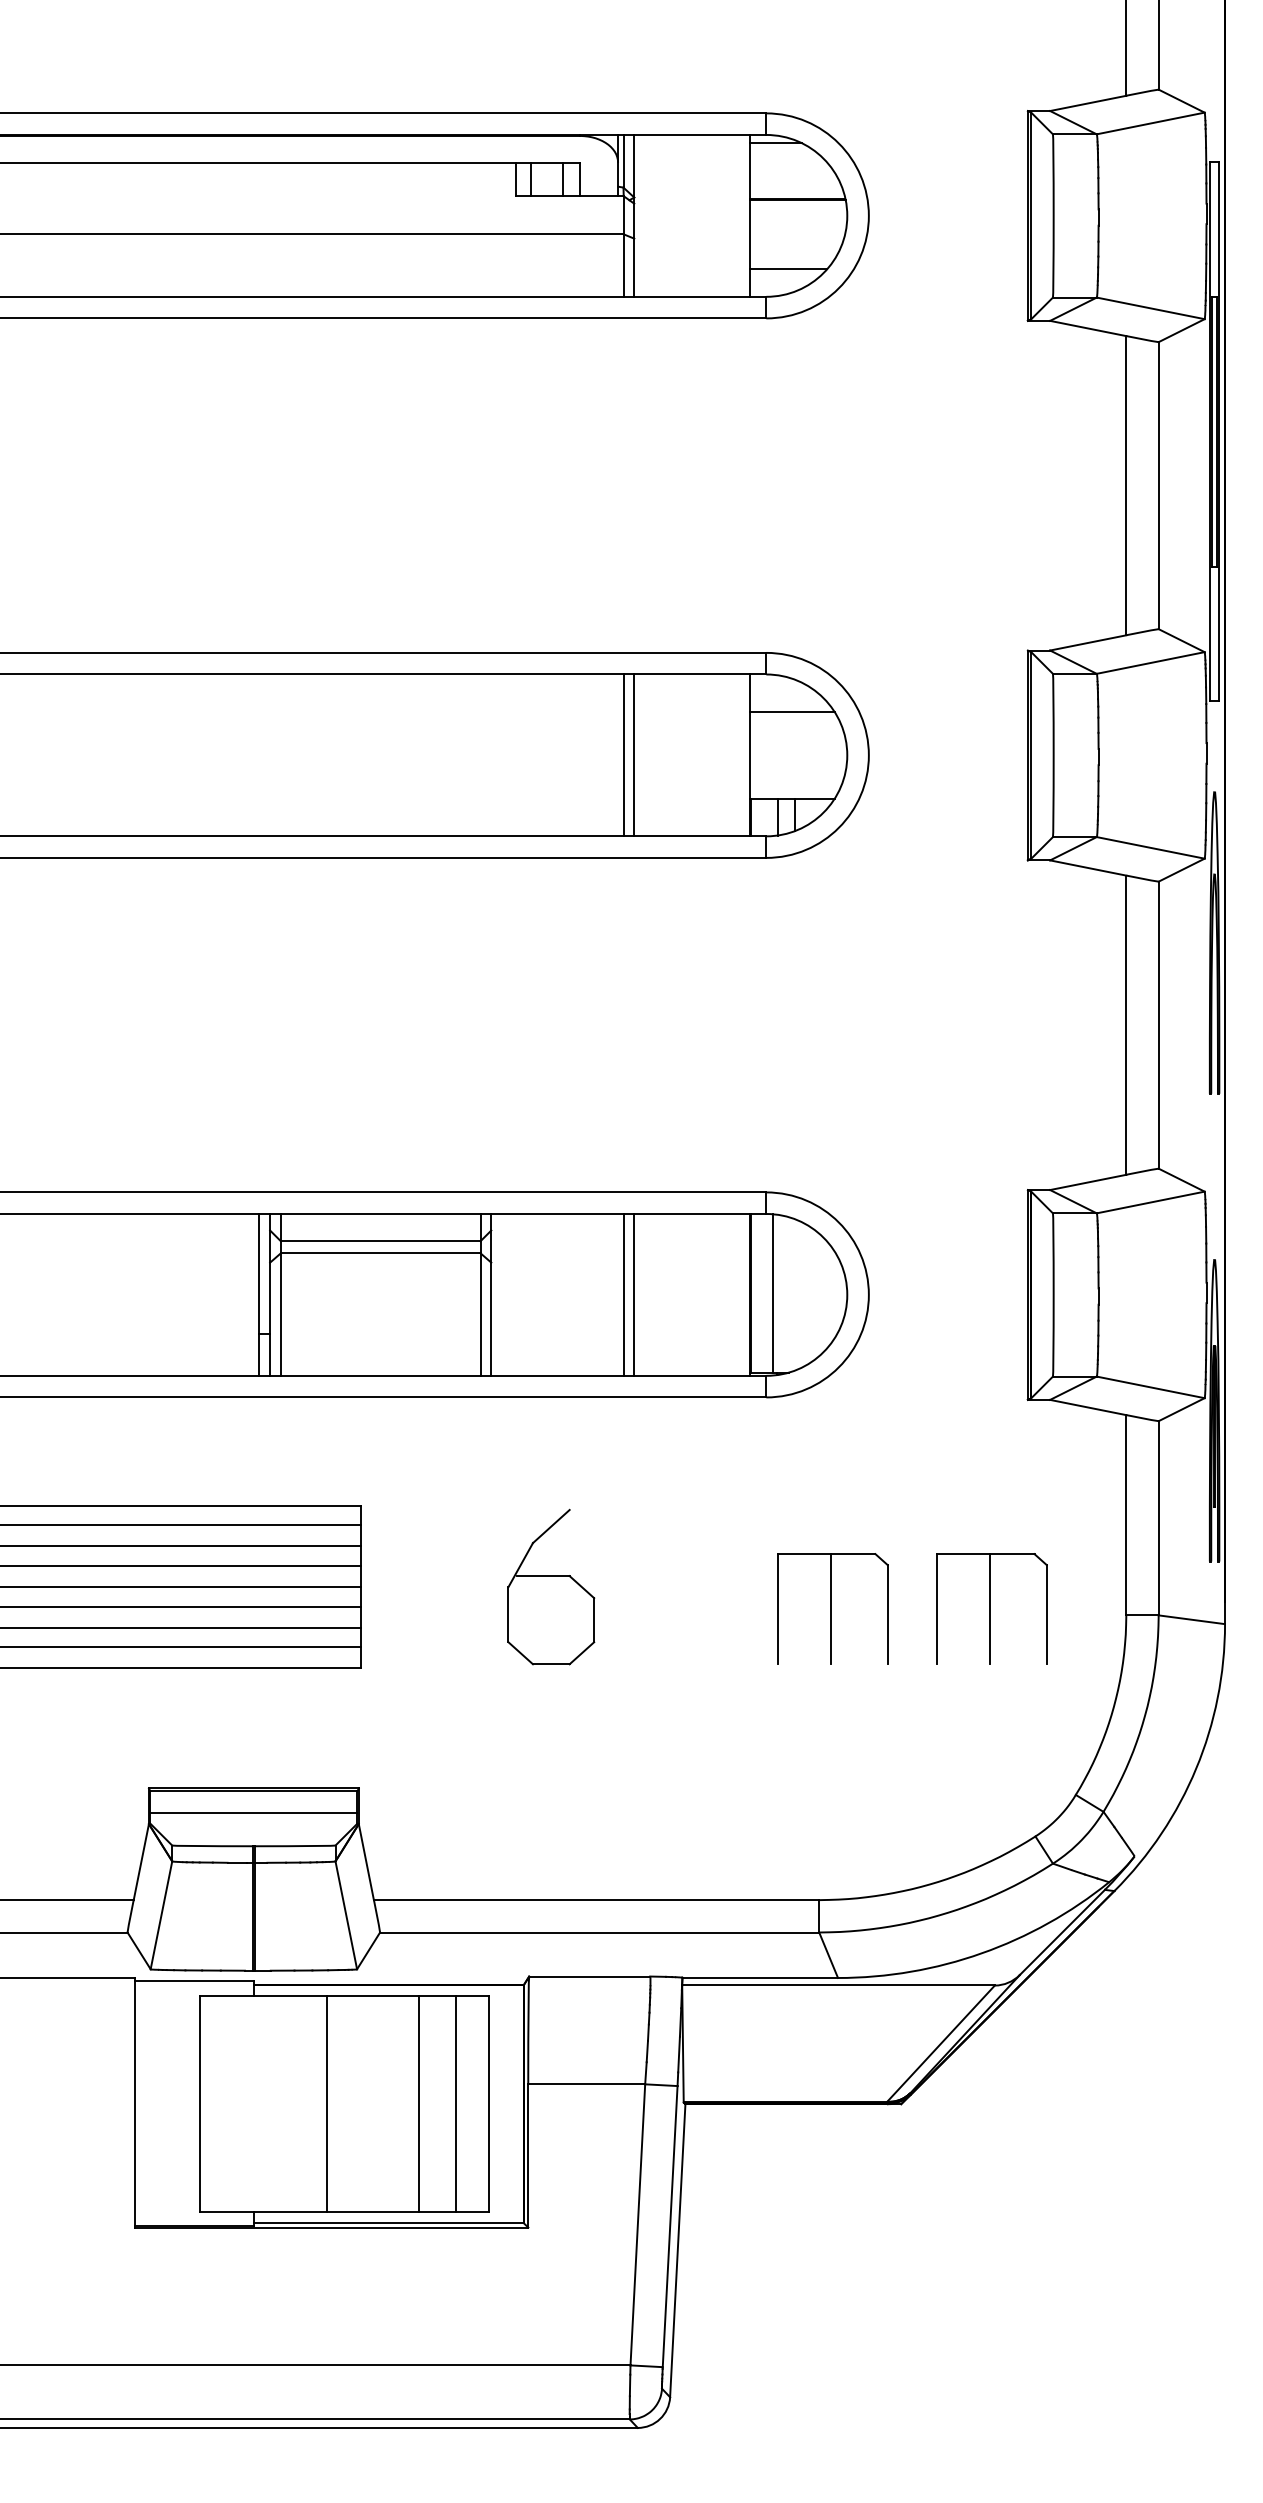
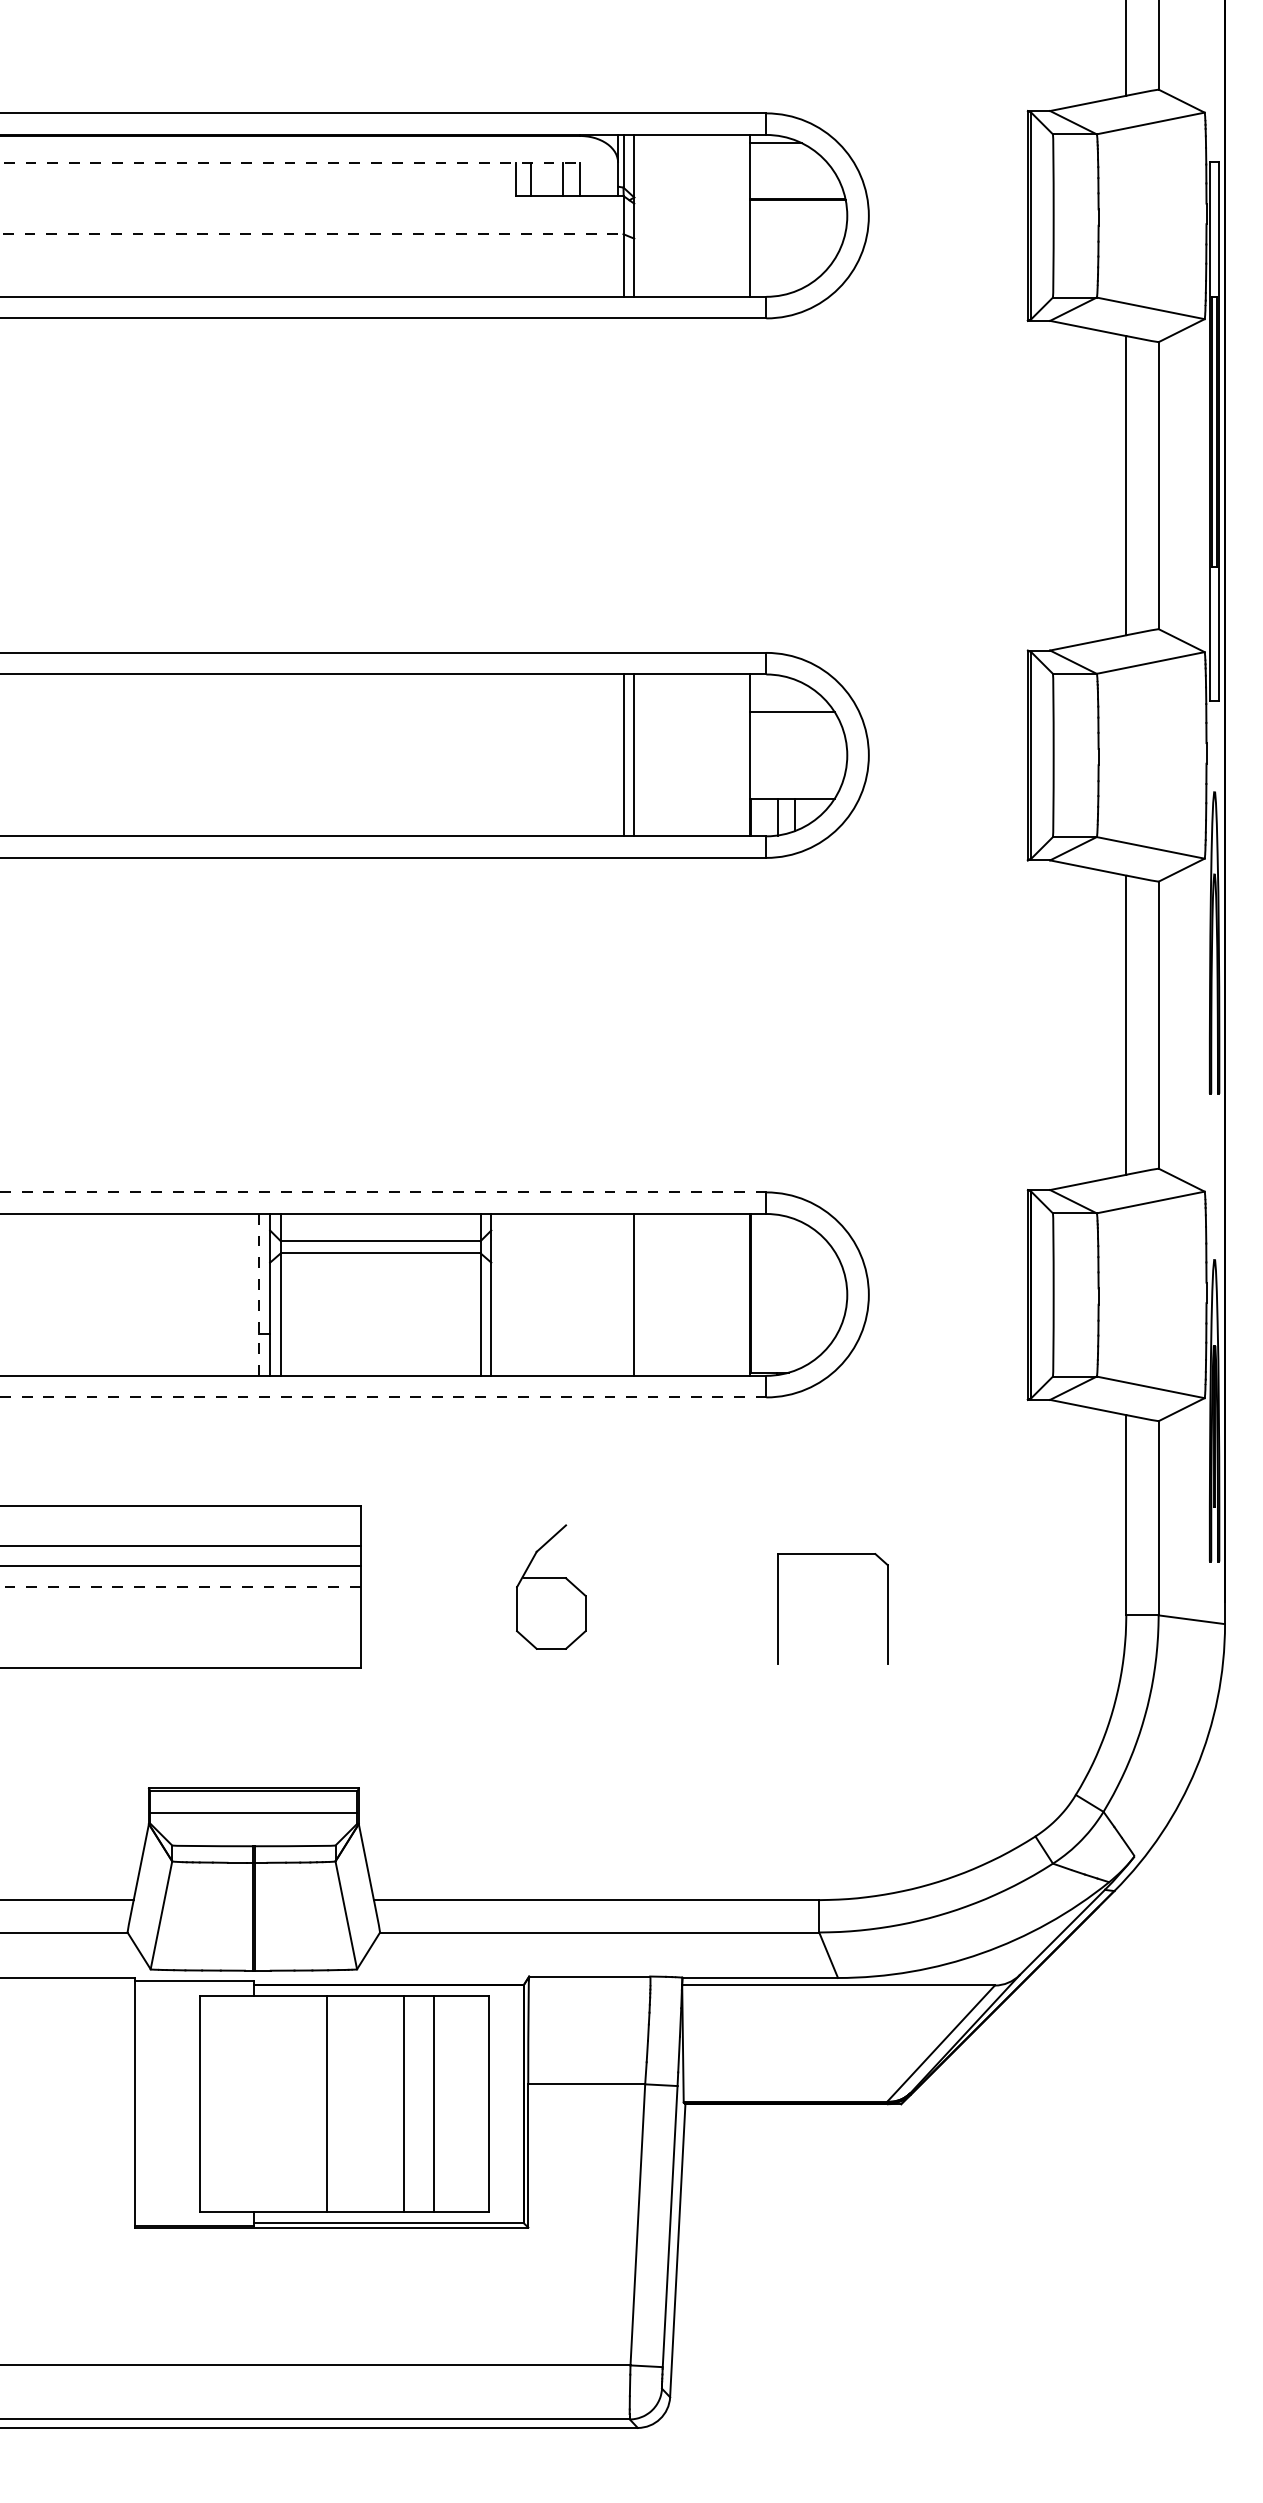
line: solid -> dashed (290, 162)
line: solid -> dashed (312, 234)
line: present -> none (788, 269)
line: solid -> dashed (383, 1192)
line: present -> none (772, 1293)
line: solid -> dashed (259, 1294)
line: present -> none (623, 1294)
line: solid -> dashed (383, 1397)
line: present -> none (181, 1525)
line: solid -> dashed (180, 1586)
part size: 89x158 px -> 71x126 px (551, 1586)
line: present -> none (181, 1607)
part: present -> none (991, 1608)
line: present -> none (830, 1609)
line: present -> none (181, 1627)
line: present -> none (181, 1647)
line position: (418, 2104) -> (403, 2104) (403, 2104)
line position: (456, 2104) -> (434, 2104) (434, 2104)
